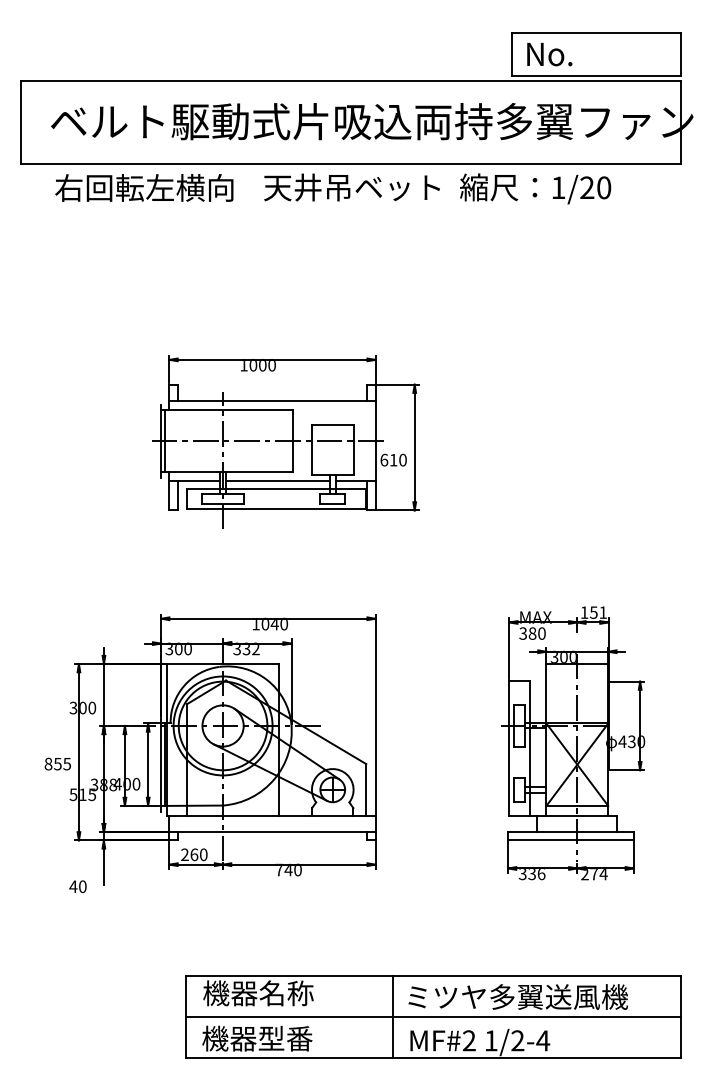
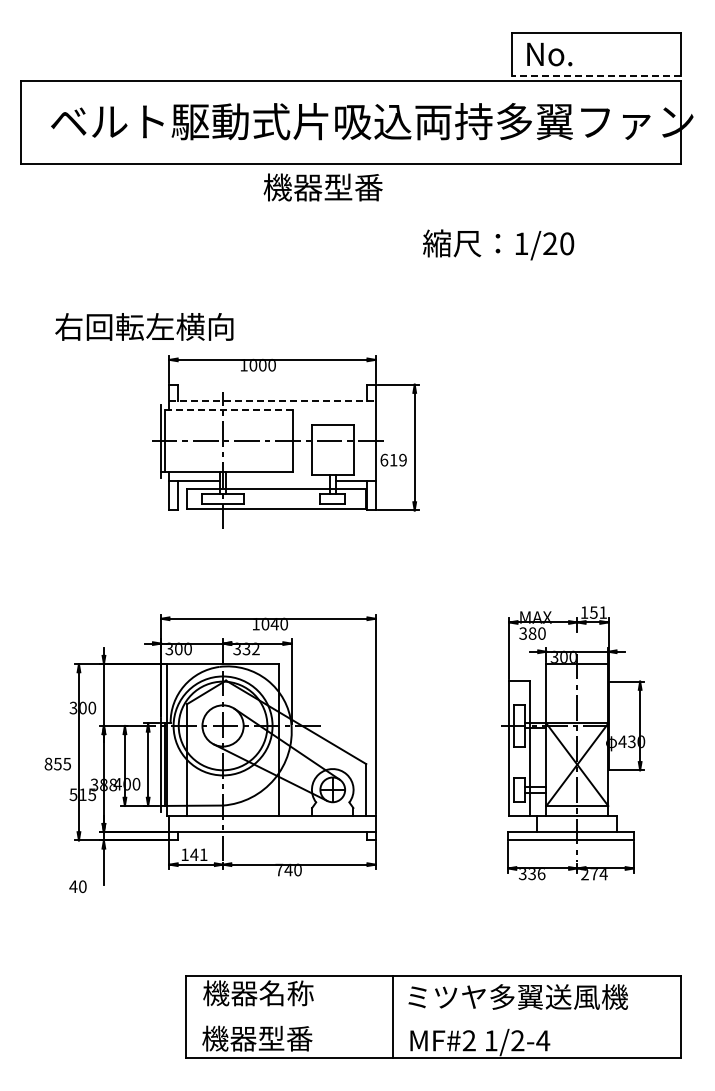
line: solid -> dashed (596, 76)
text position: (144, 187) -> (144, 326) (144, 326)
text: 天井吊ベット -> 機器型番 (351, 187)
text position: (535, 188) -> (498, 244) (498, 244)
line: solid -> dashed (273, 401)
line: solid -> dashed (227, 410)
text: 610 -> 619 (402, 460)
line: present -> none (277, 481)
text: 260 -> 141 (194, 854)
line: present -> none (433, 1017)
